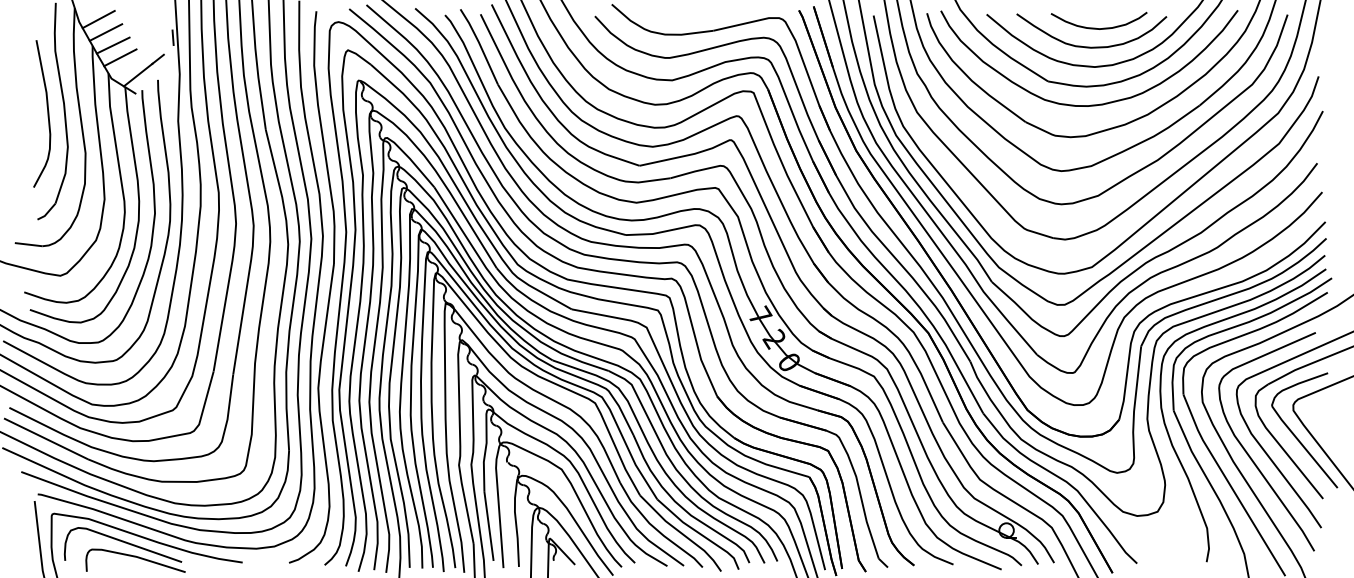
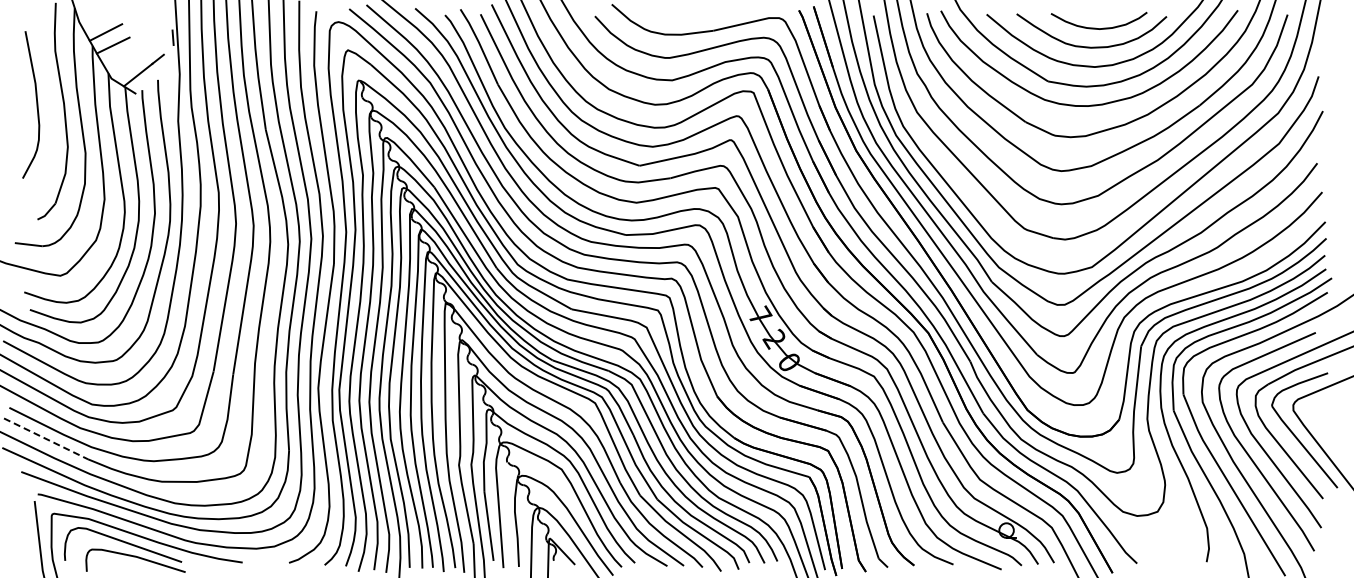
line: present -> none (98, 19)
line: present -> none (120, 57)
curve position: (47, 113) -> (36, 104) (36, 104)
line: solid -> dashed (46, 438)
